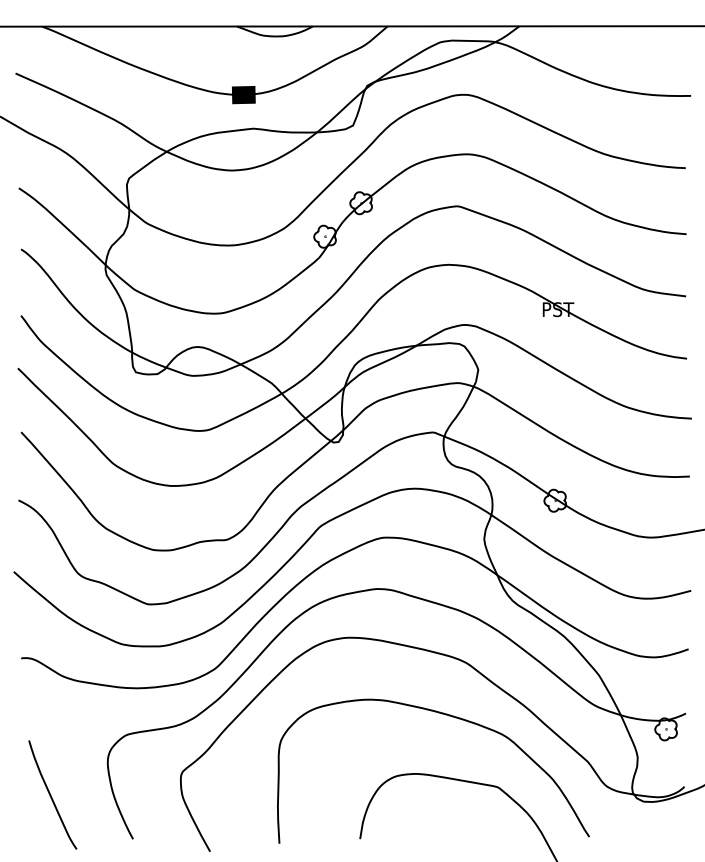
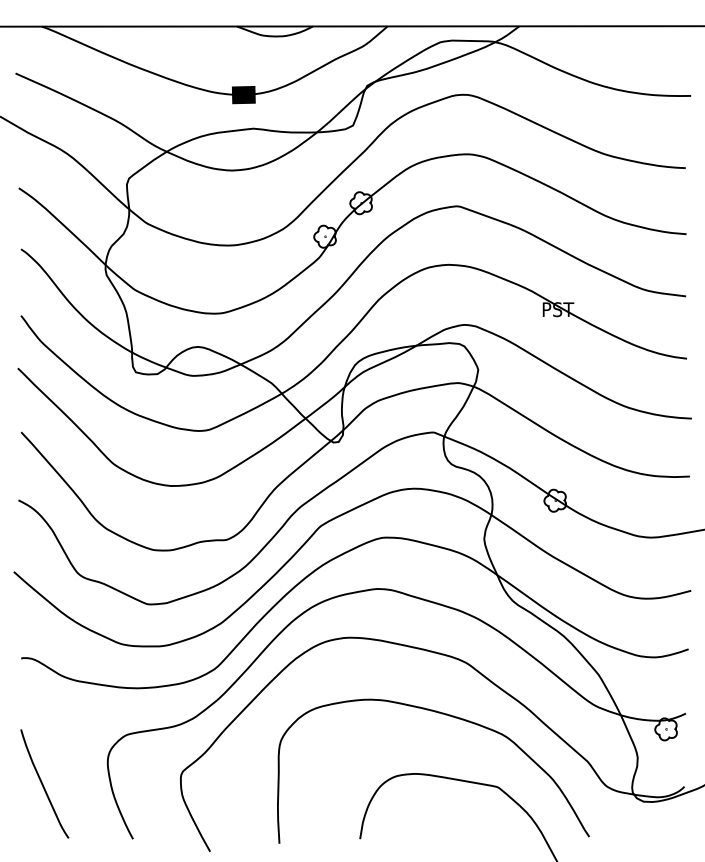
curve position: (51, 795) -> (43, 784) (43, 784)
